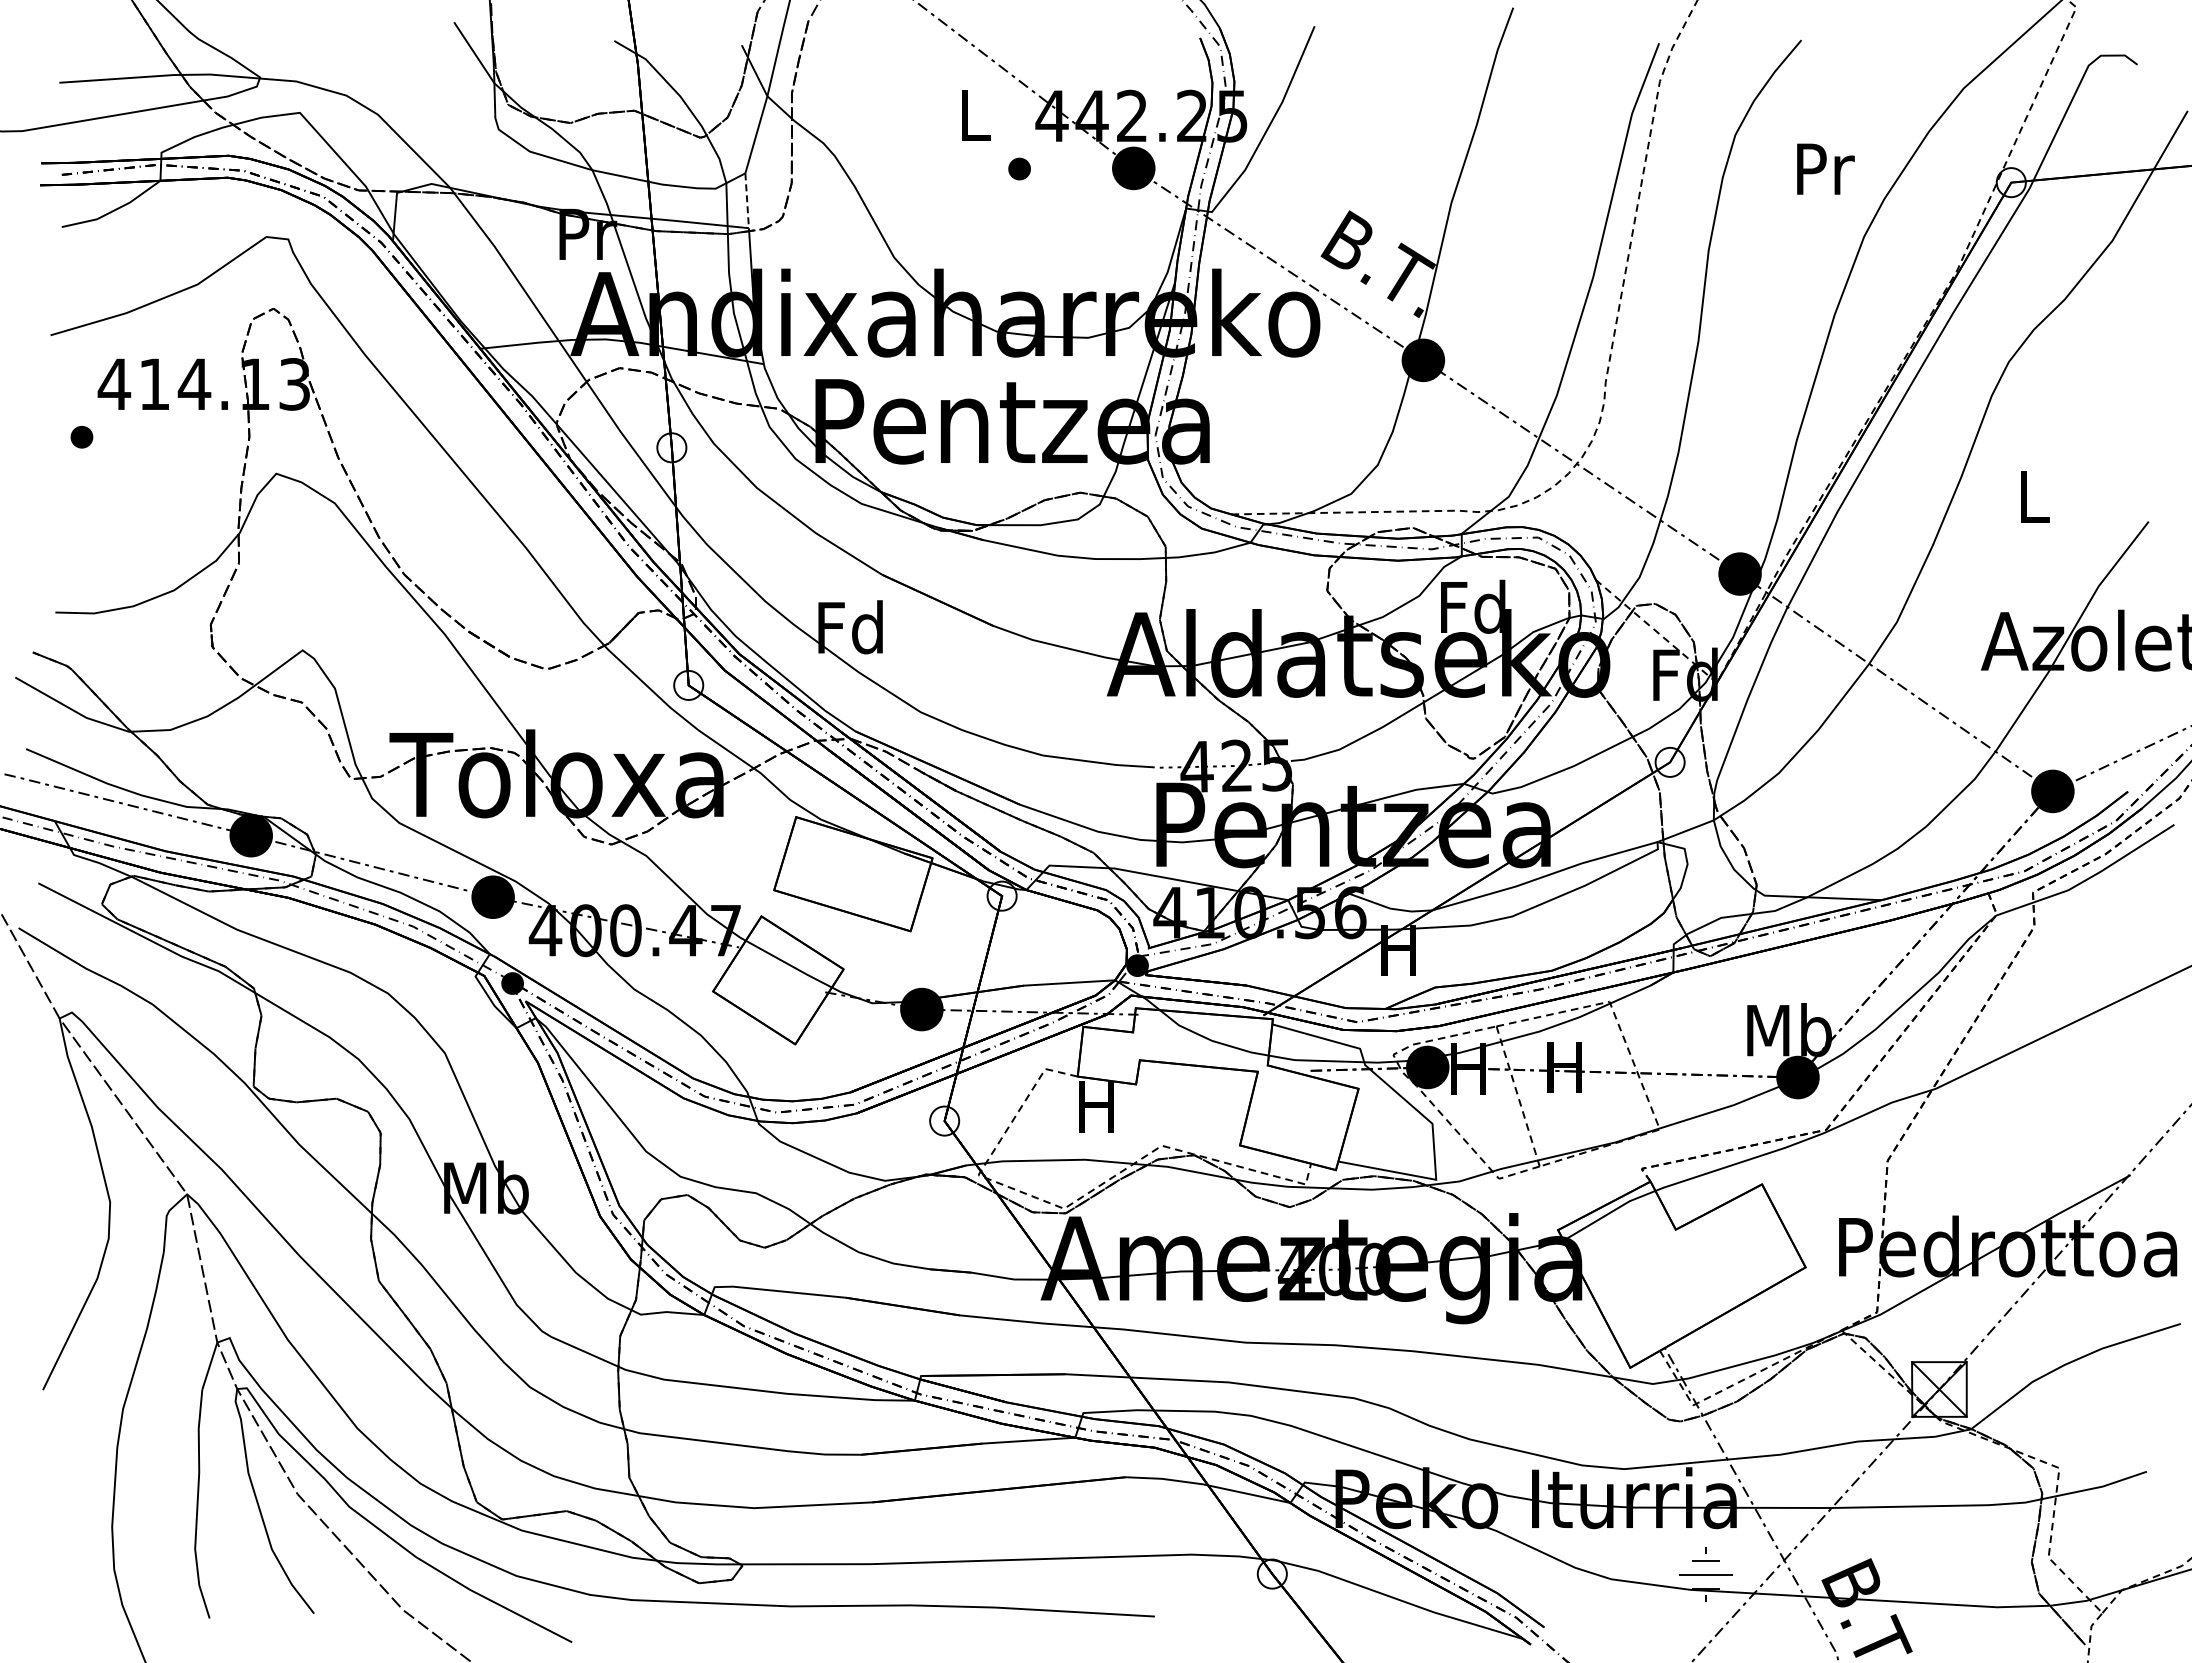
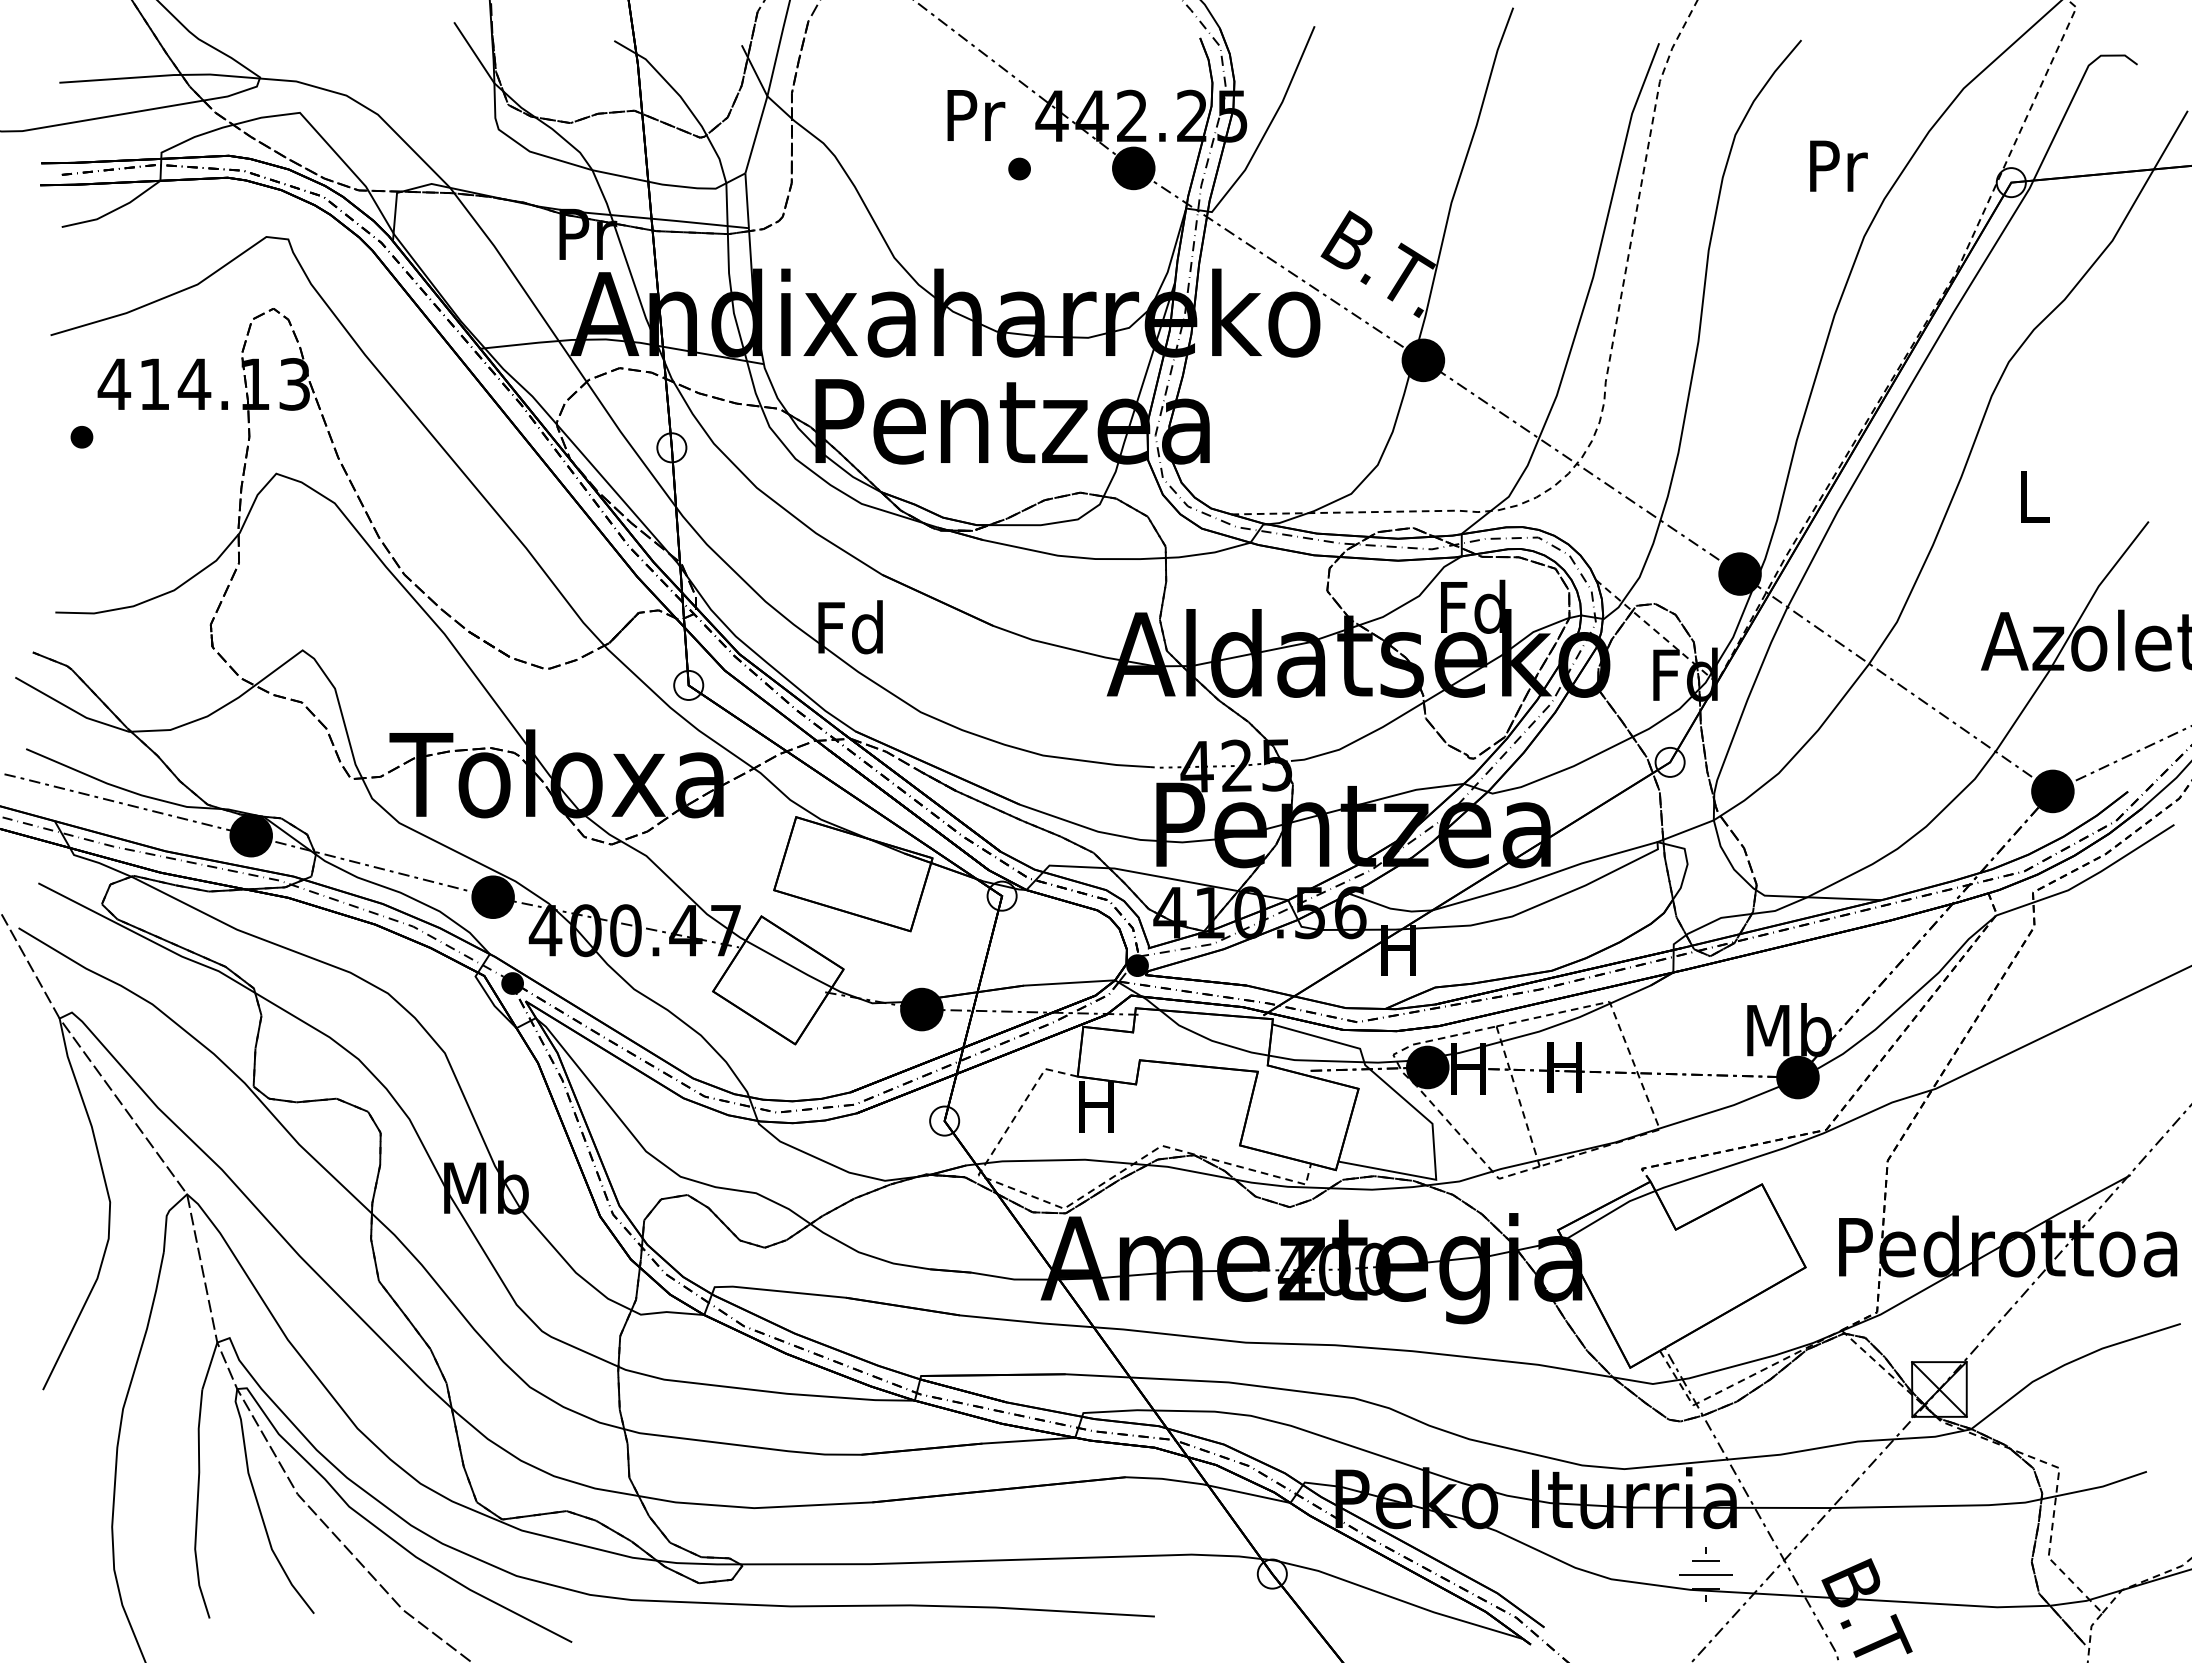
text: L -> Pr (976, 115)
text position: (1825, 168) -> (1838, 165) (1838, 165)
line: dashed -> solid (747, 201)
